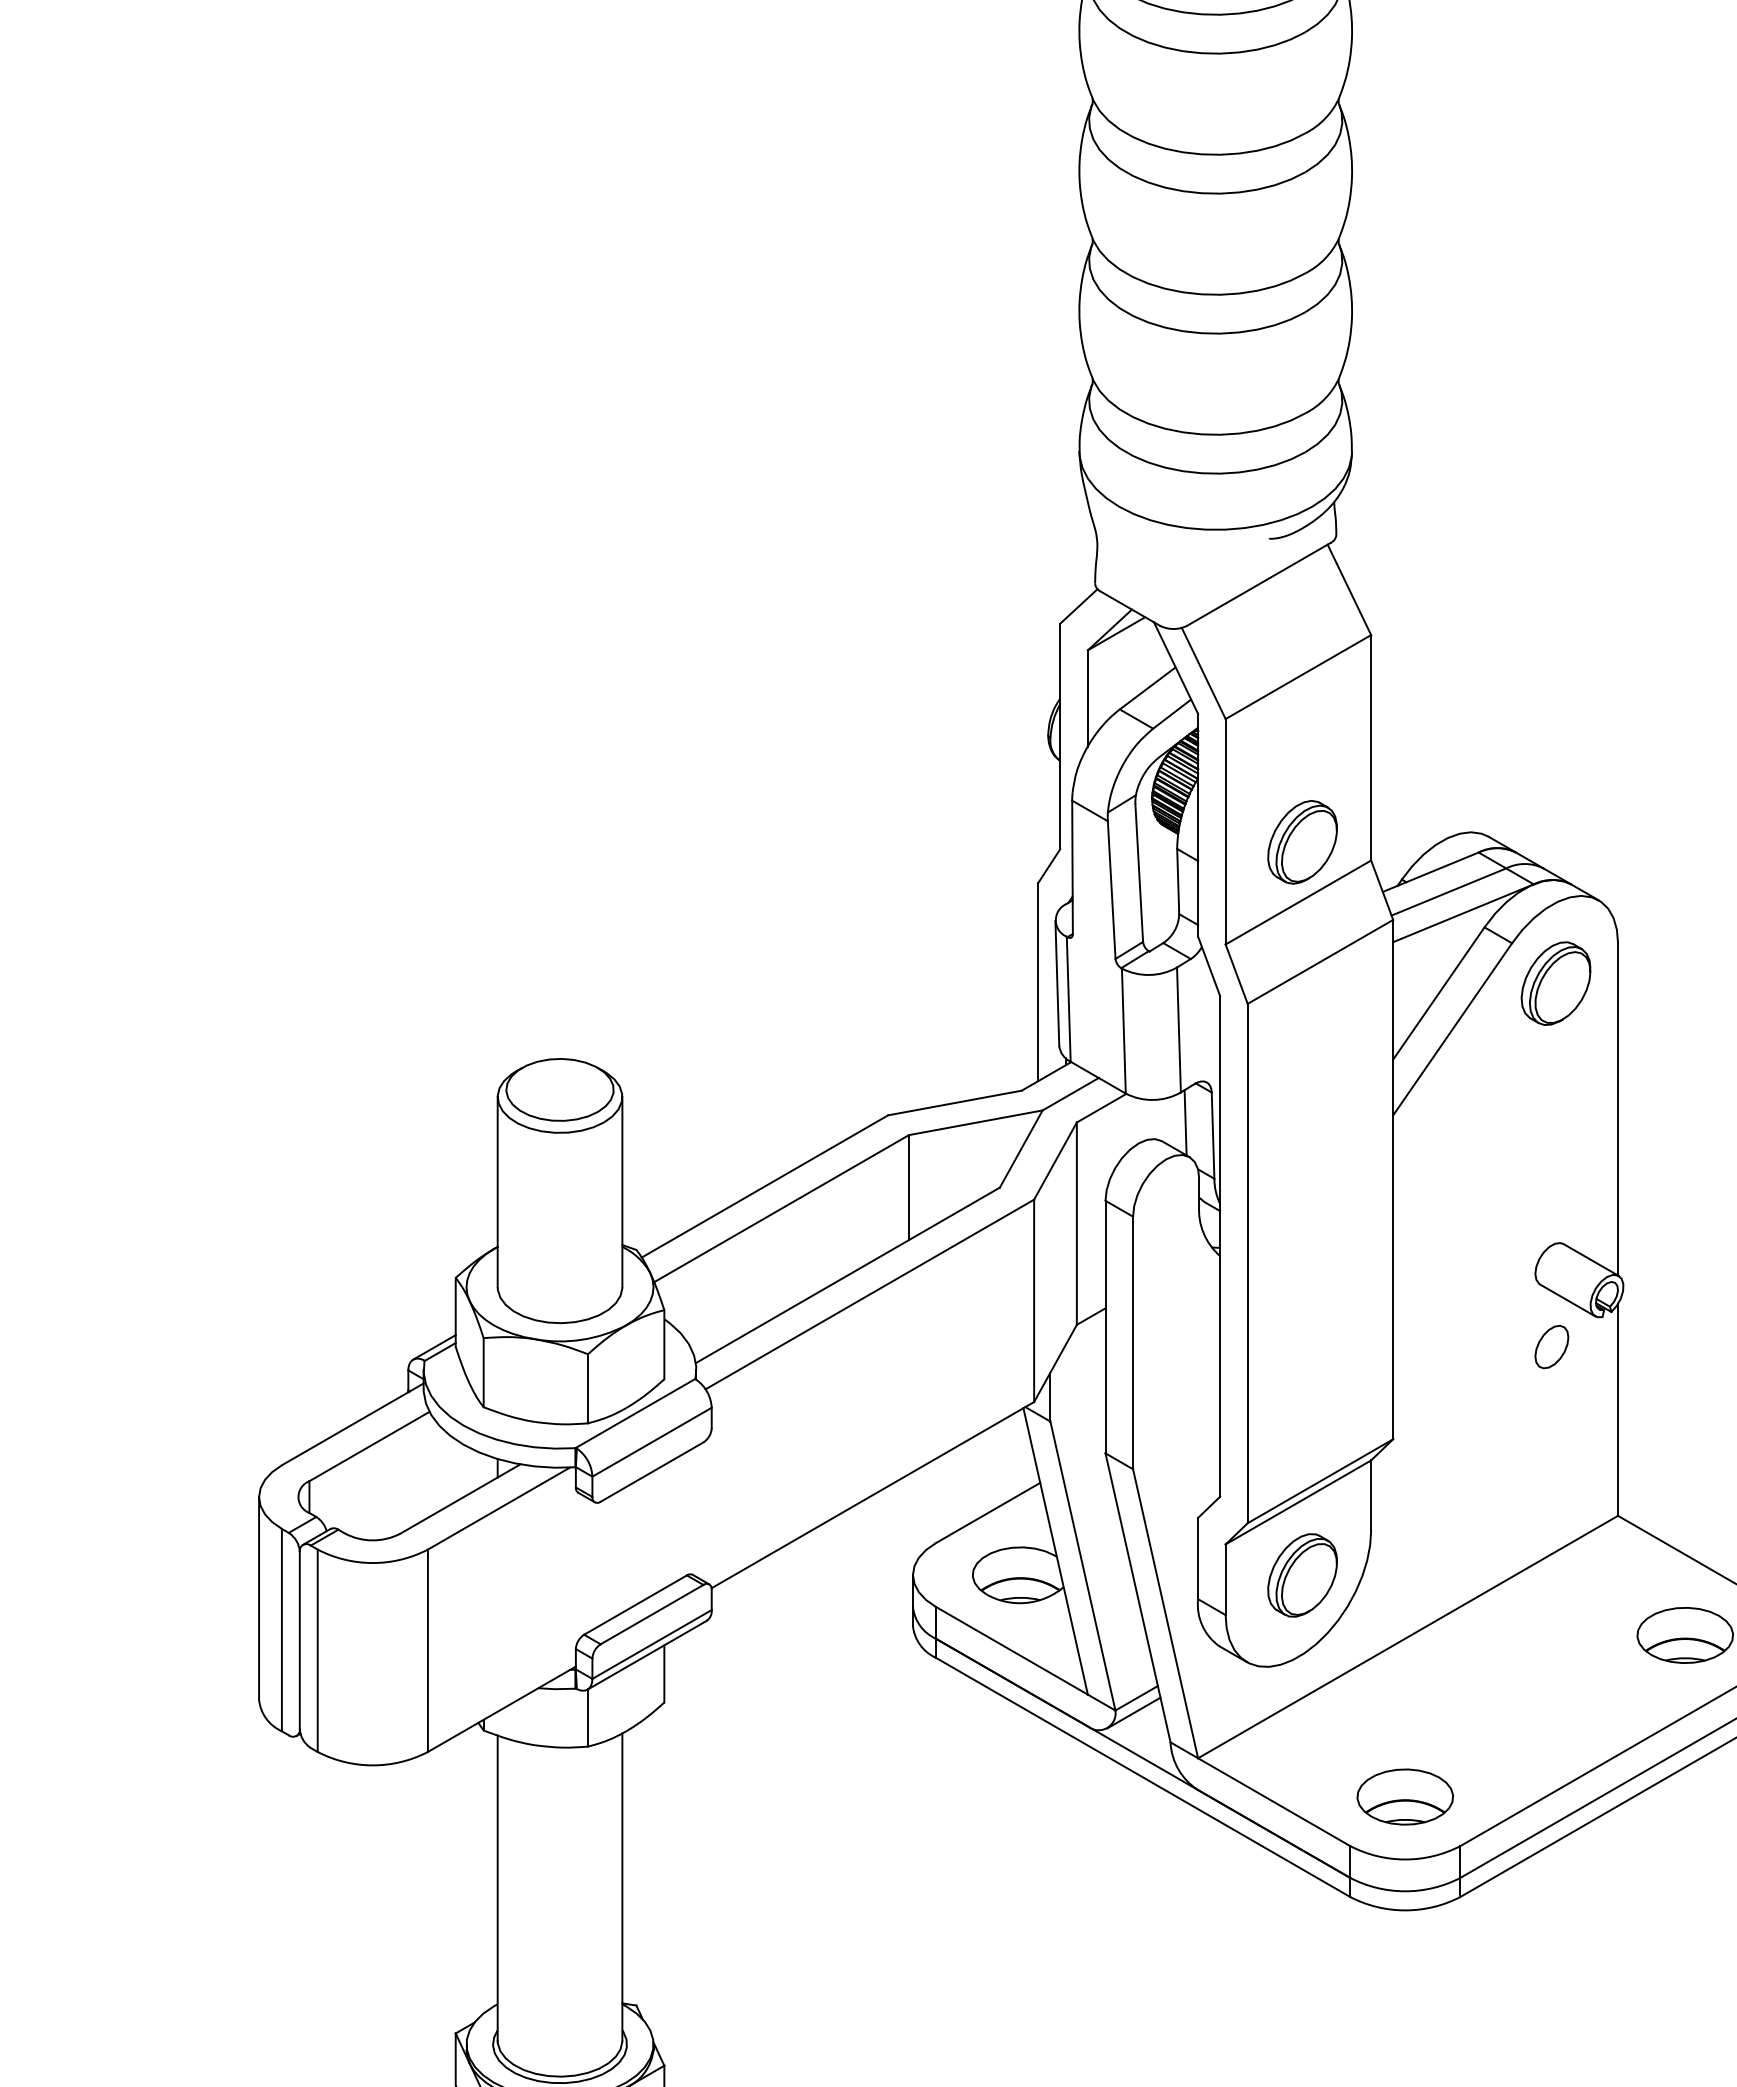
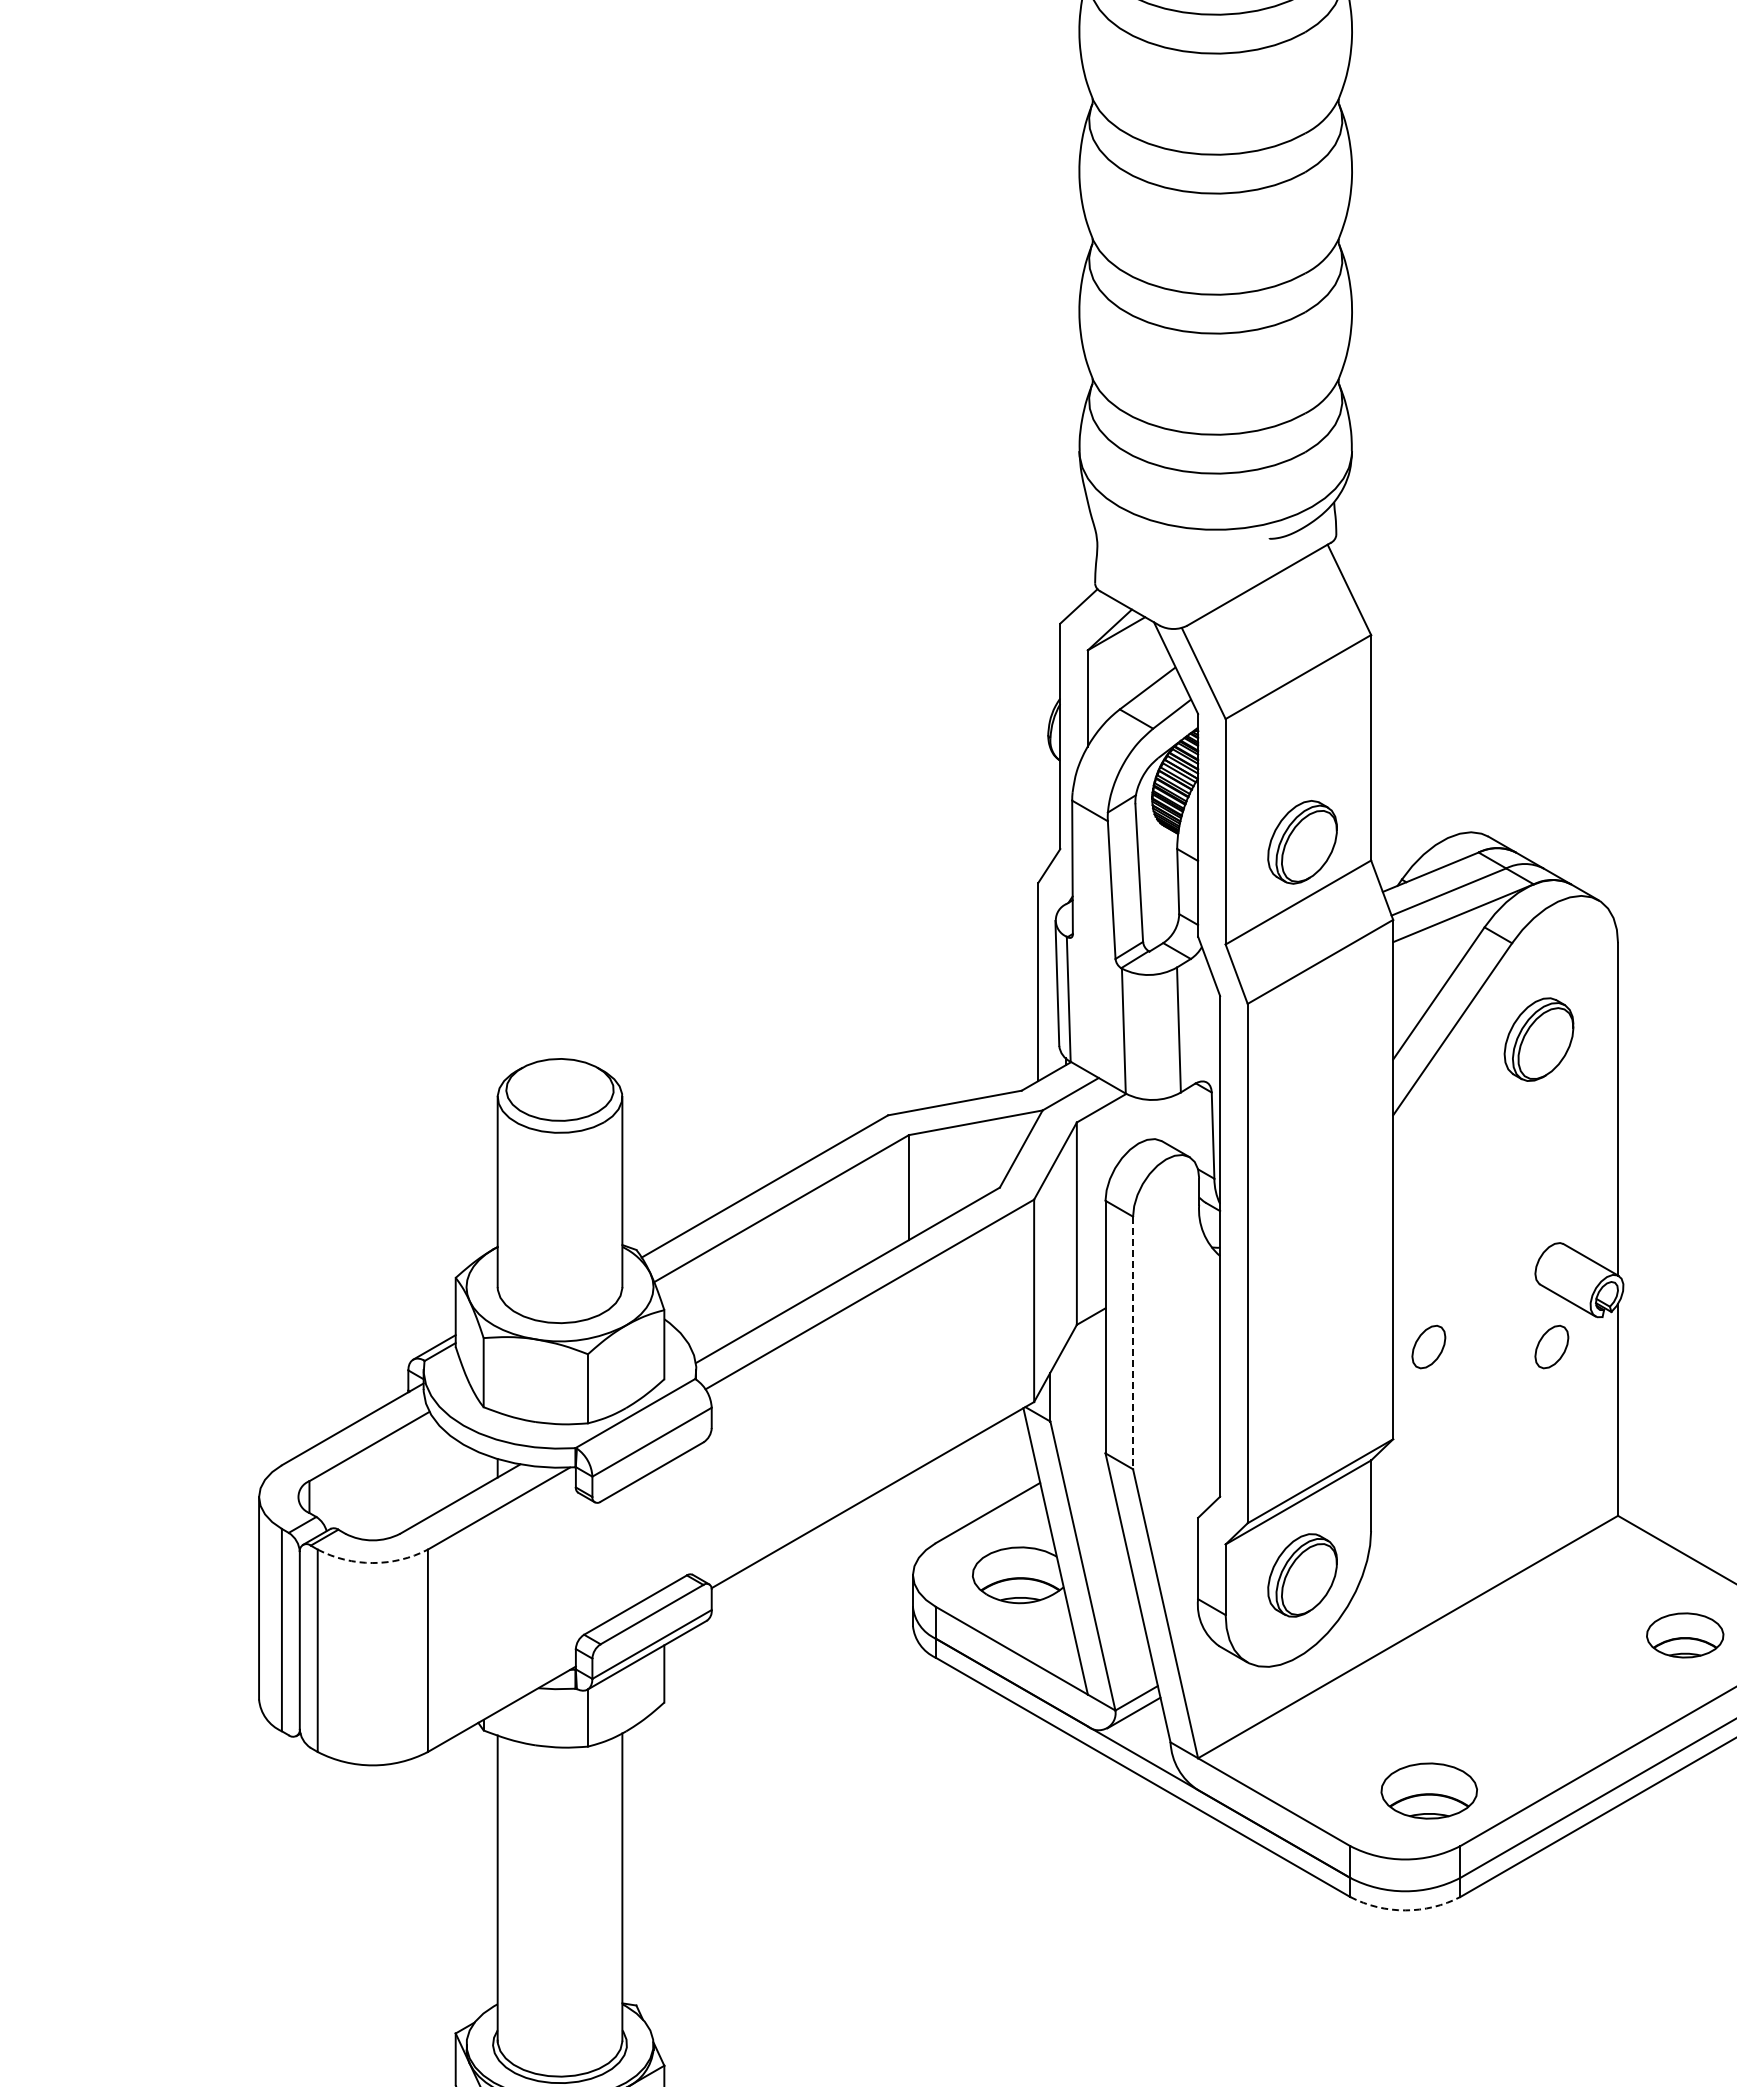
part position: (1555, 983) -> (1538, 1039) (1538, 1039)
line: present -> none (1185, 1122)
line: solid -> dashed (1133, 1343)
part: none -> present (1428, 1346)
arc: solid -> dashed (372, 1563)
part size: 98x57 px -> 79x47 px (1685, 1635)
part position: (1404, 1796) -> (1428, 1790) (1428, 1790)
arc: solid -> dashed (1405, 1910)
